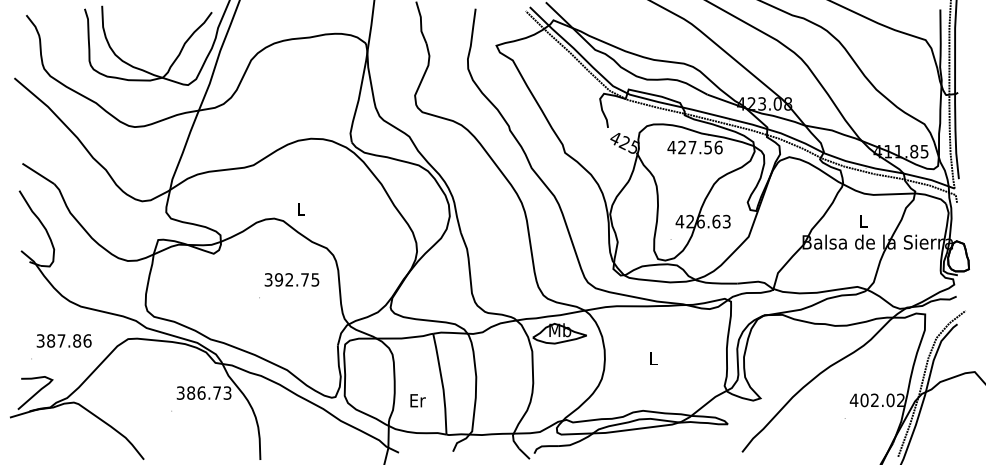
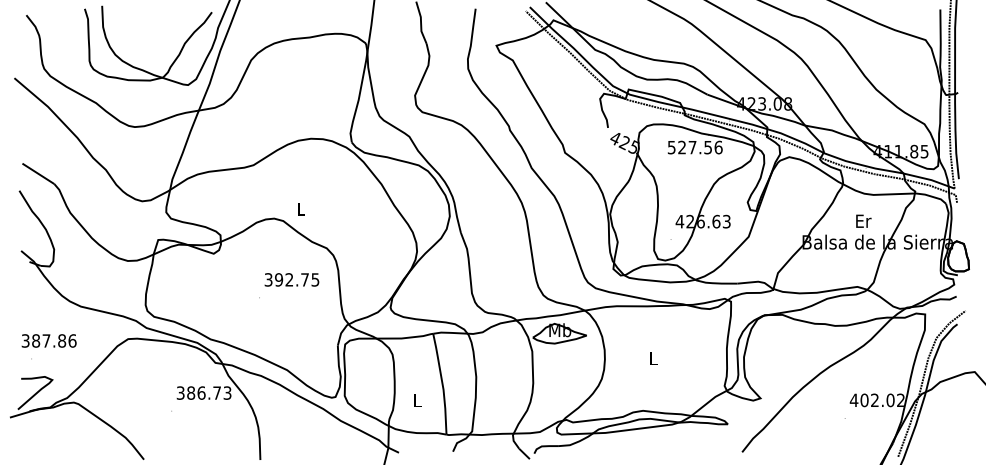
text: 427.56 -> 527.56 (671, 147)
text: L -> Er (863, 220)
text position: (63, 340) -> (48, 340) (48, 340)
text: Er -> L (417, 400)
